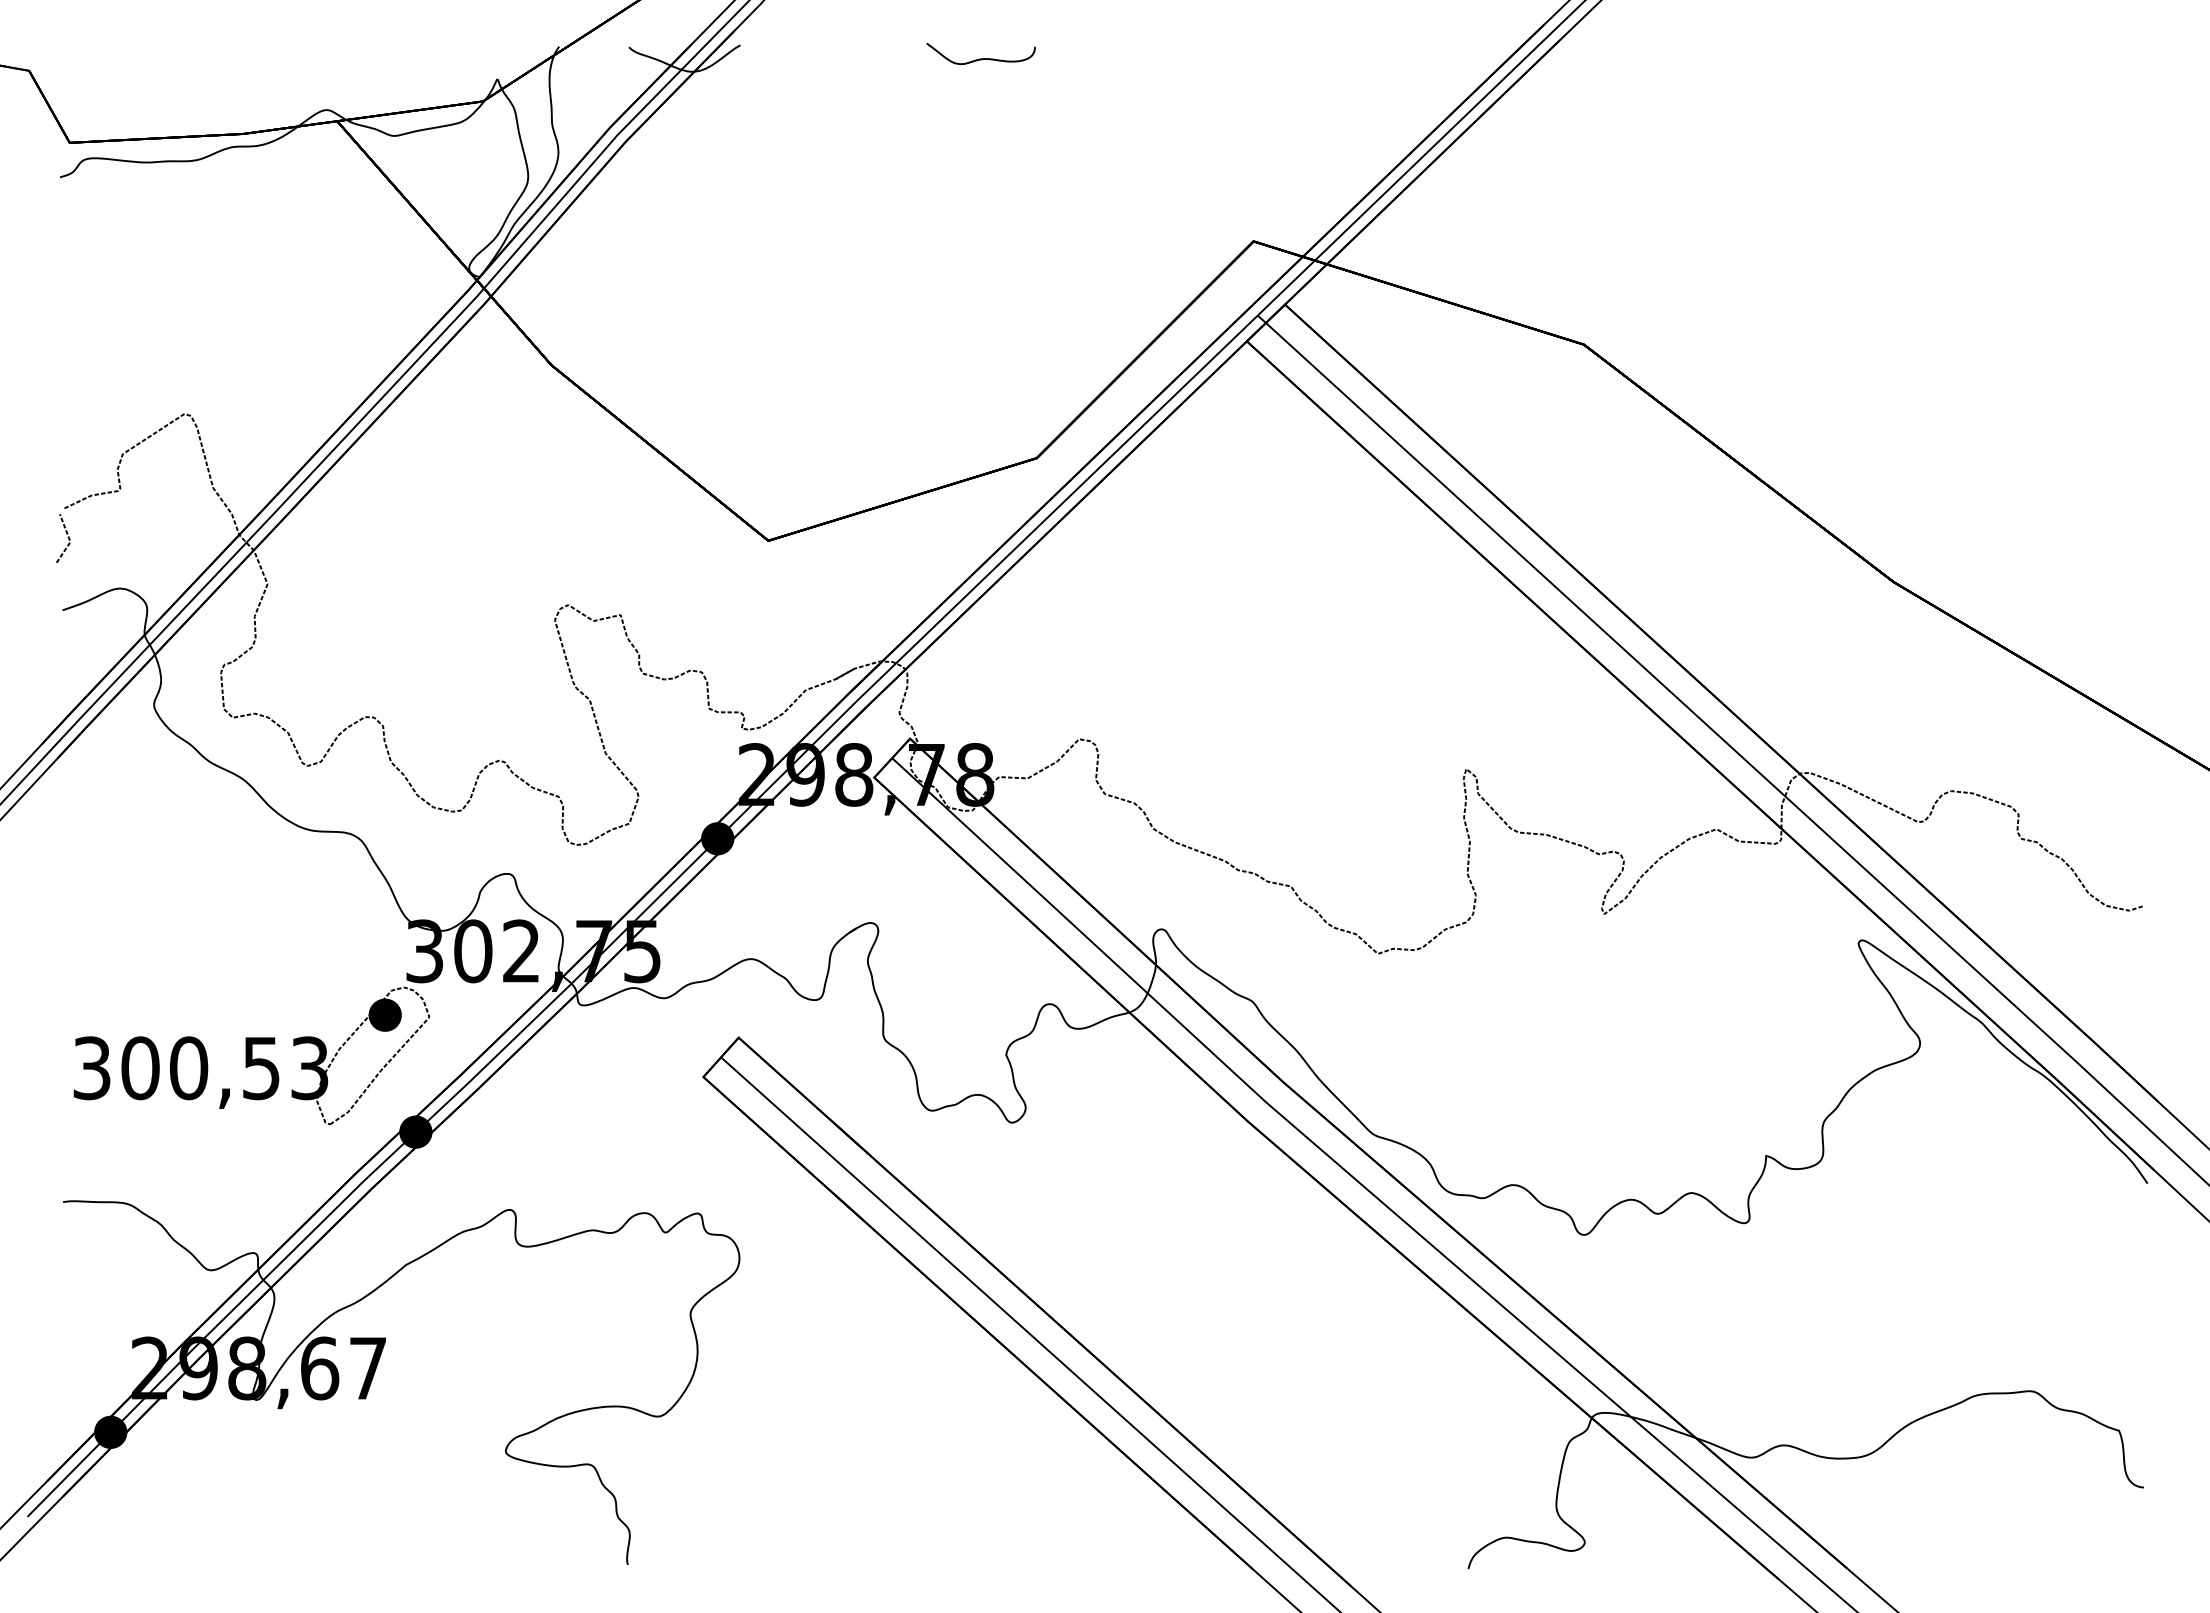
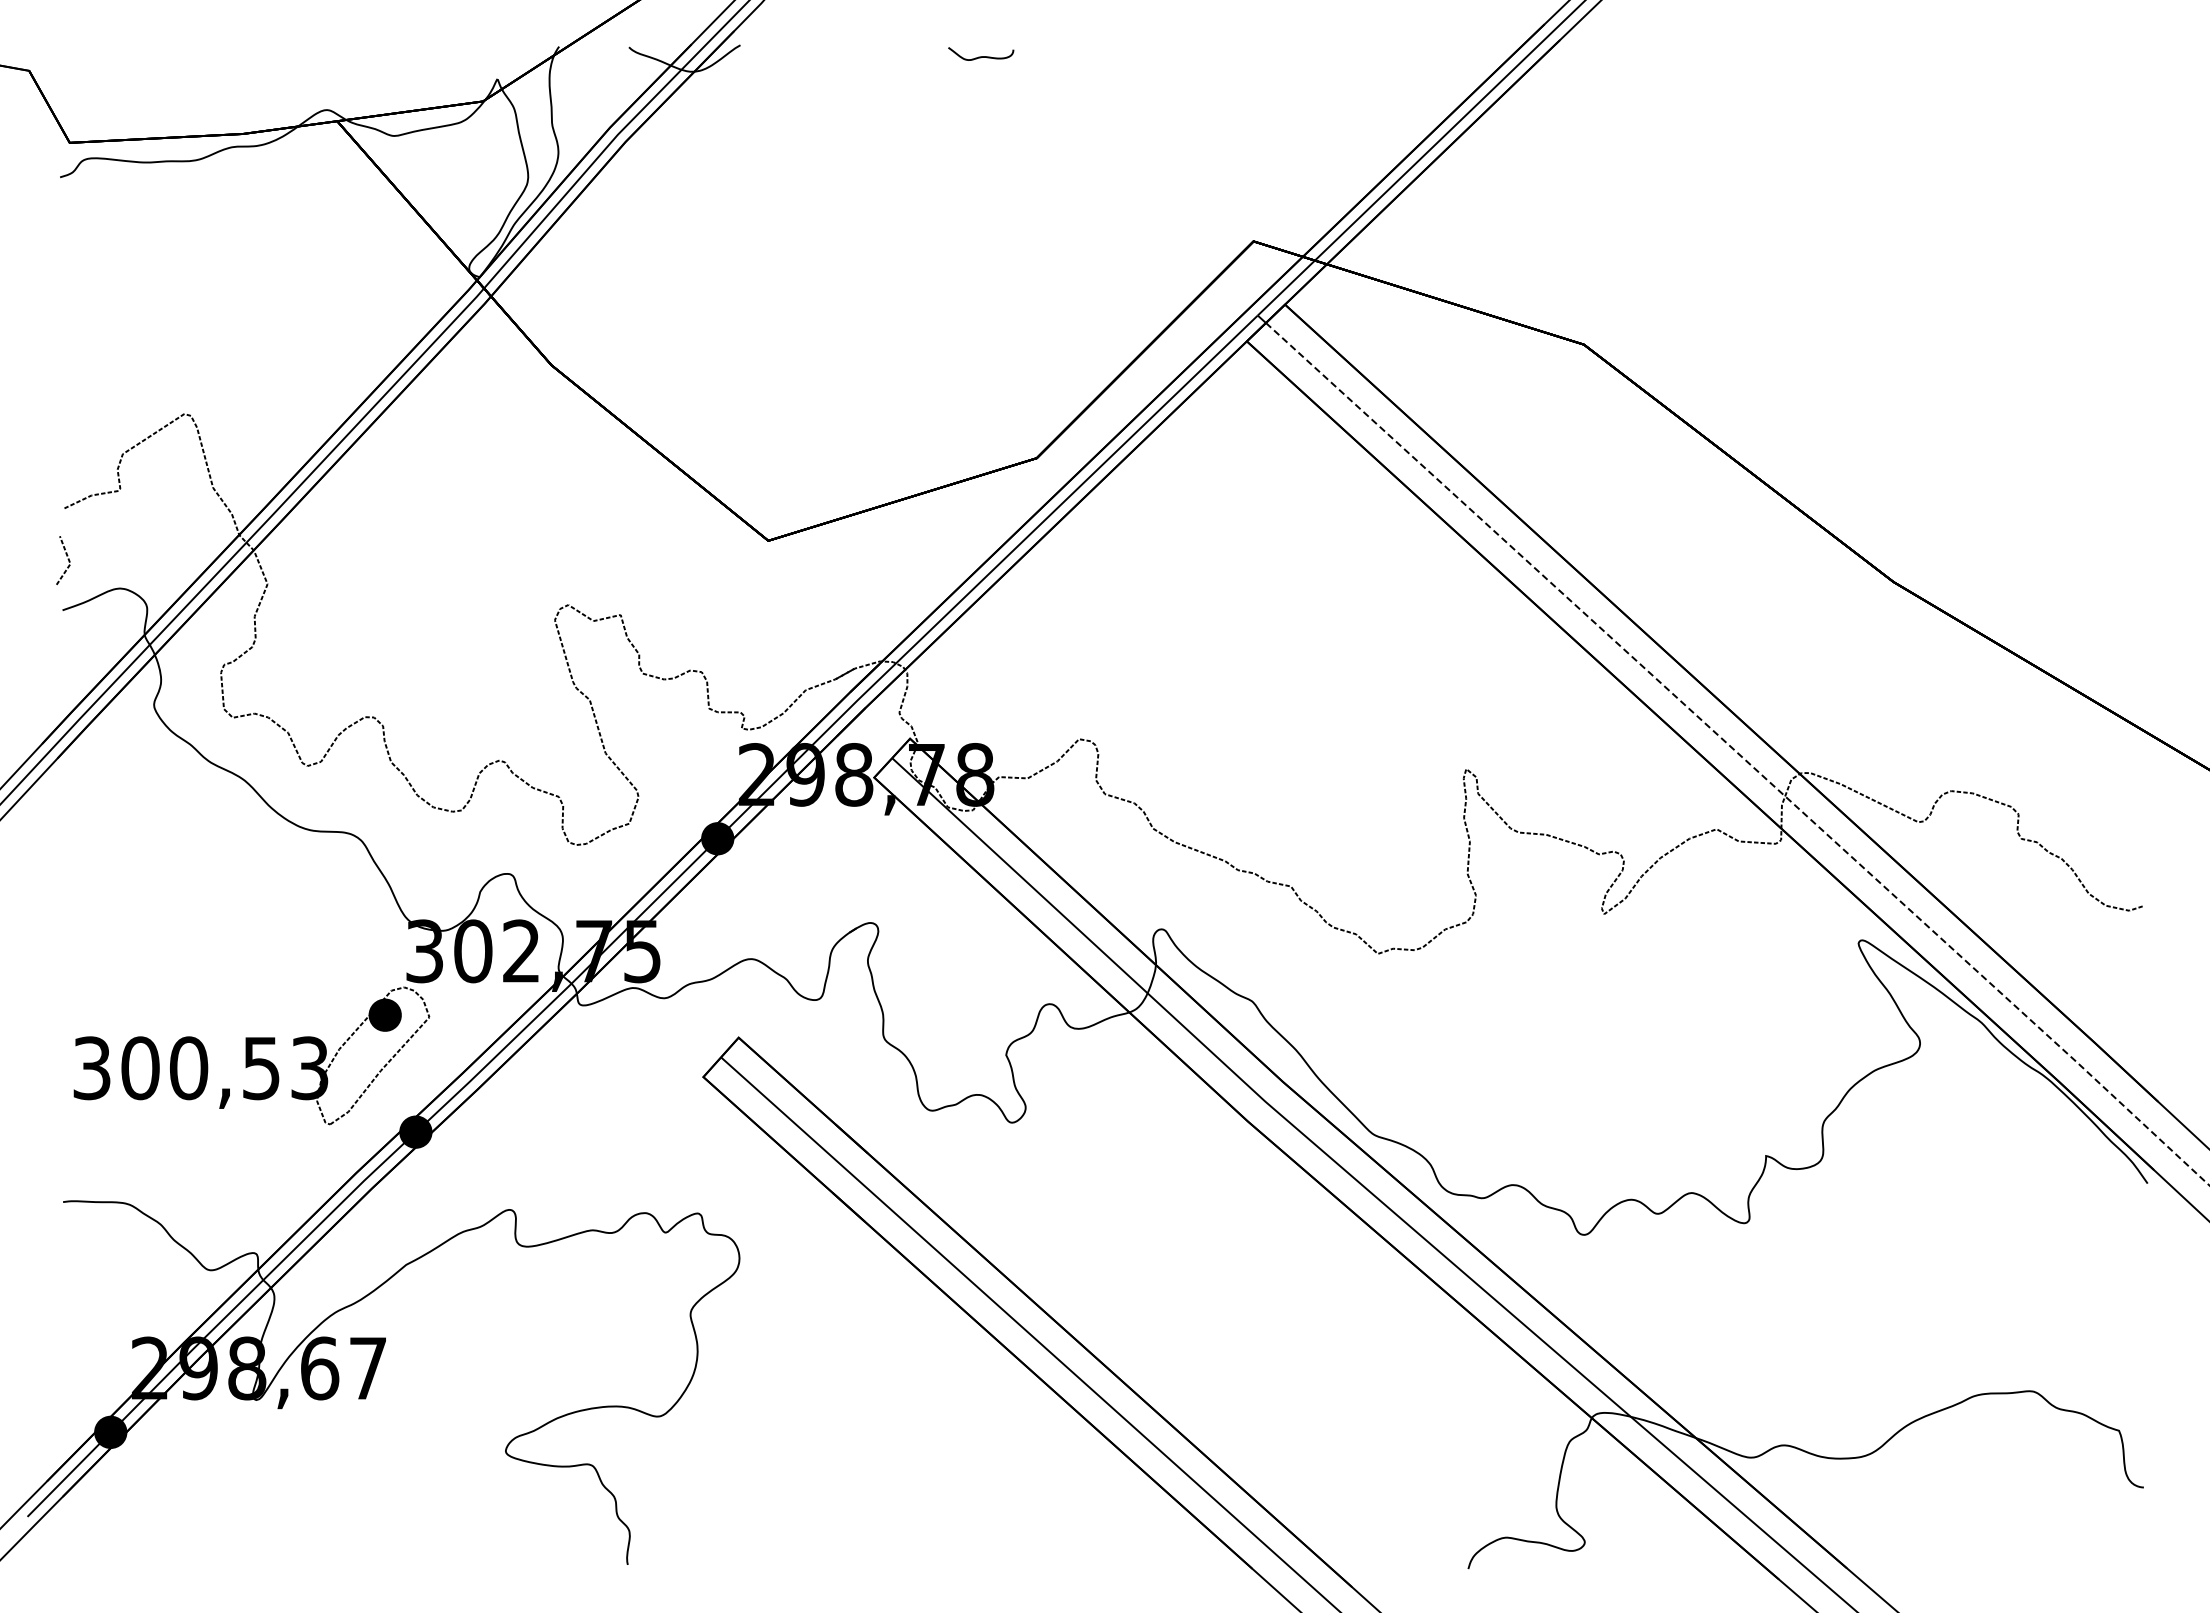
part size: 110x22 px -> 67x14 px (981, 53)
line position: (67, 537) -> (67, 559) (67, 559)
line: solid -> dashed (1738, 753)
